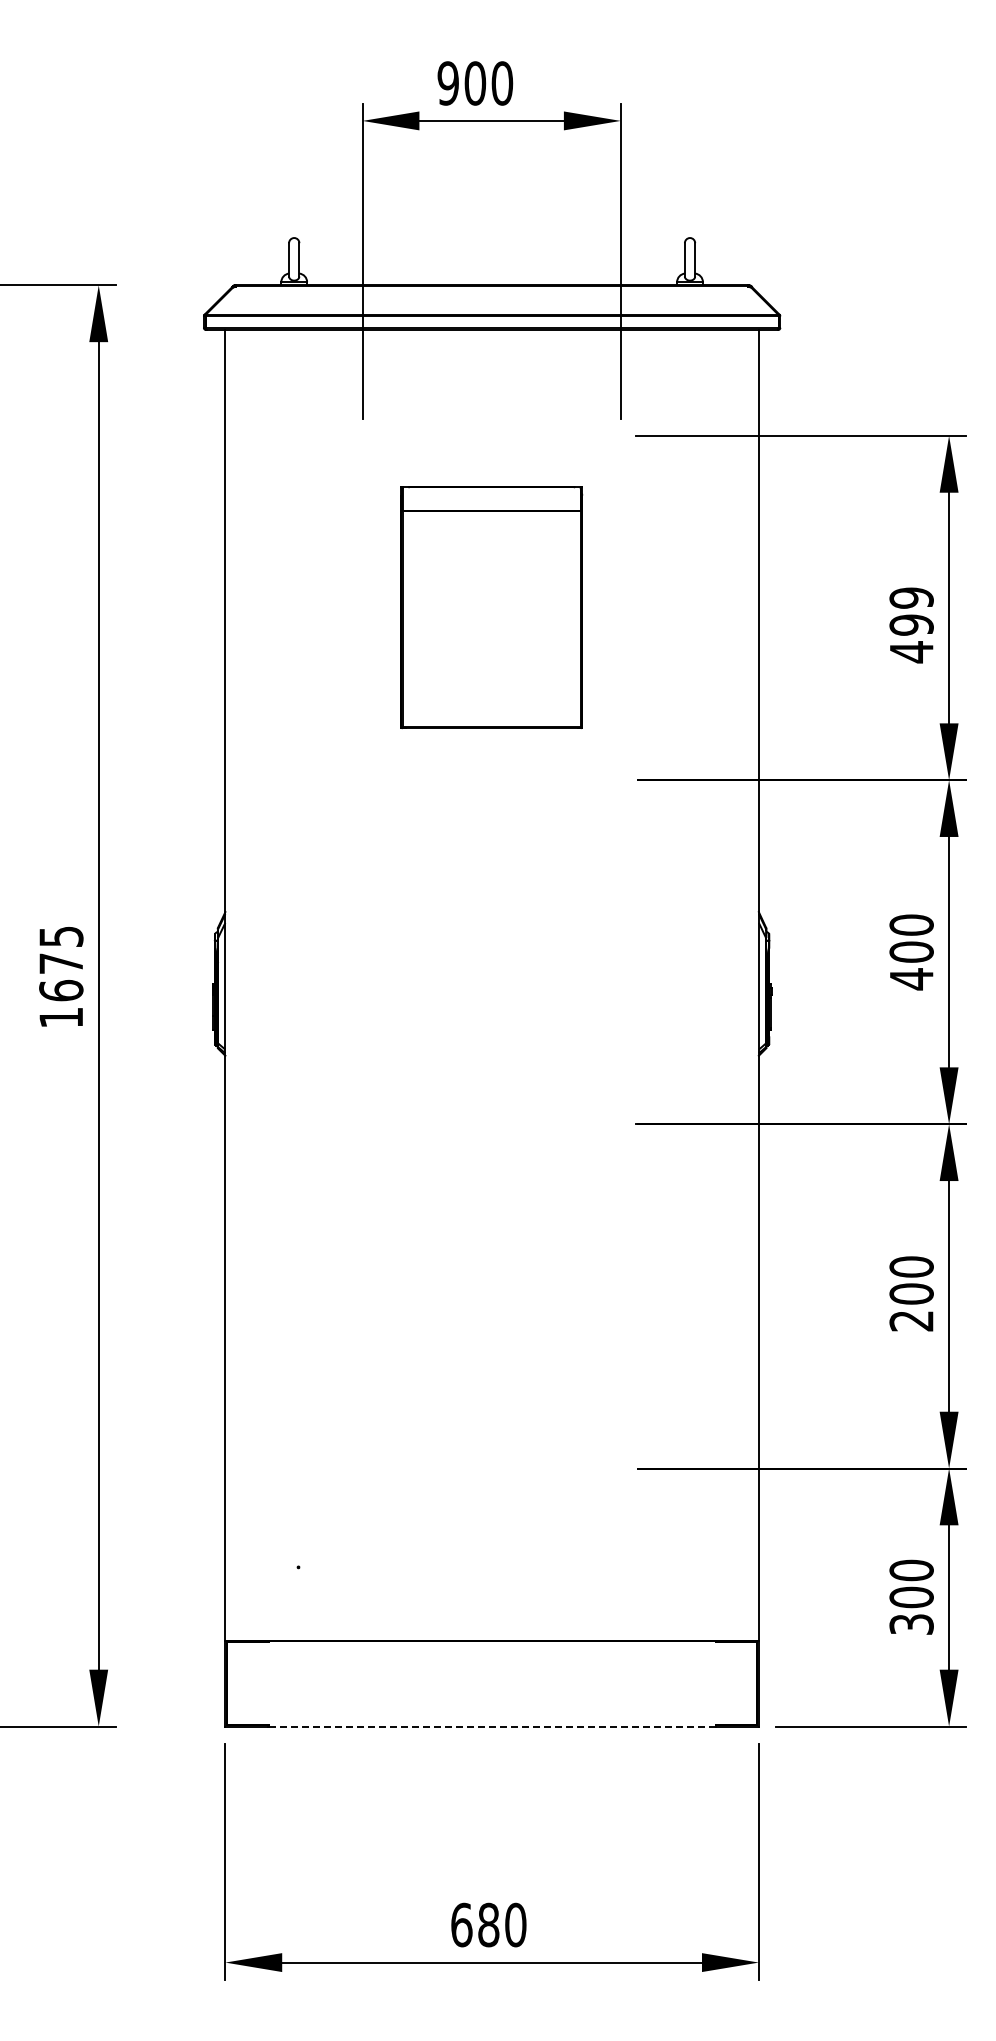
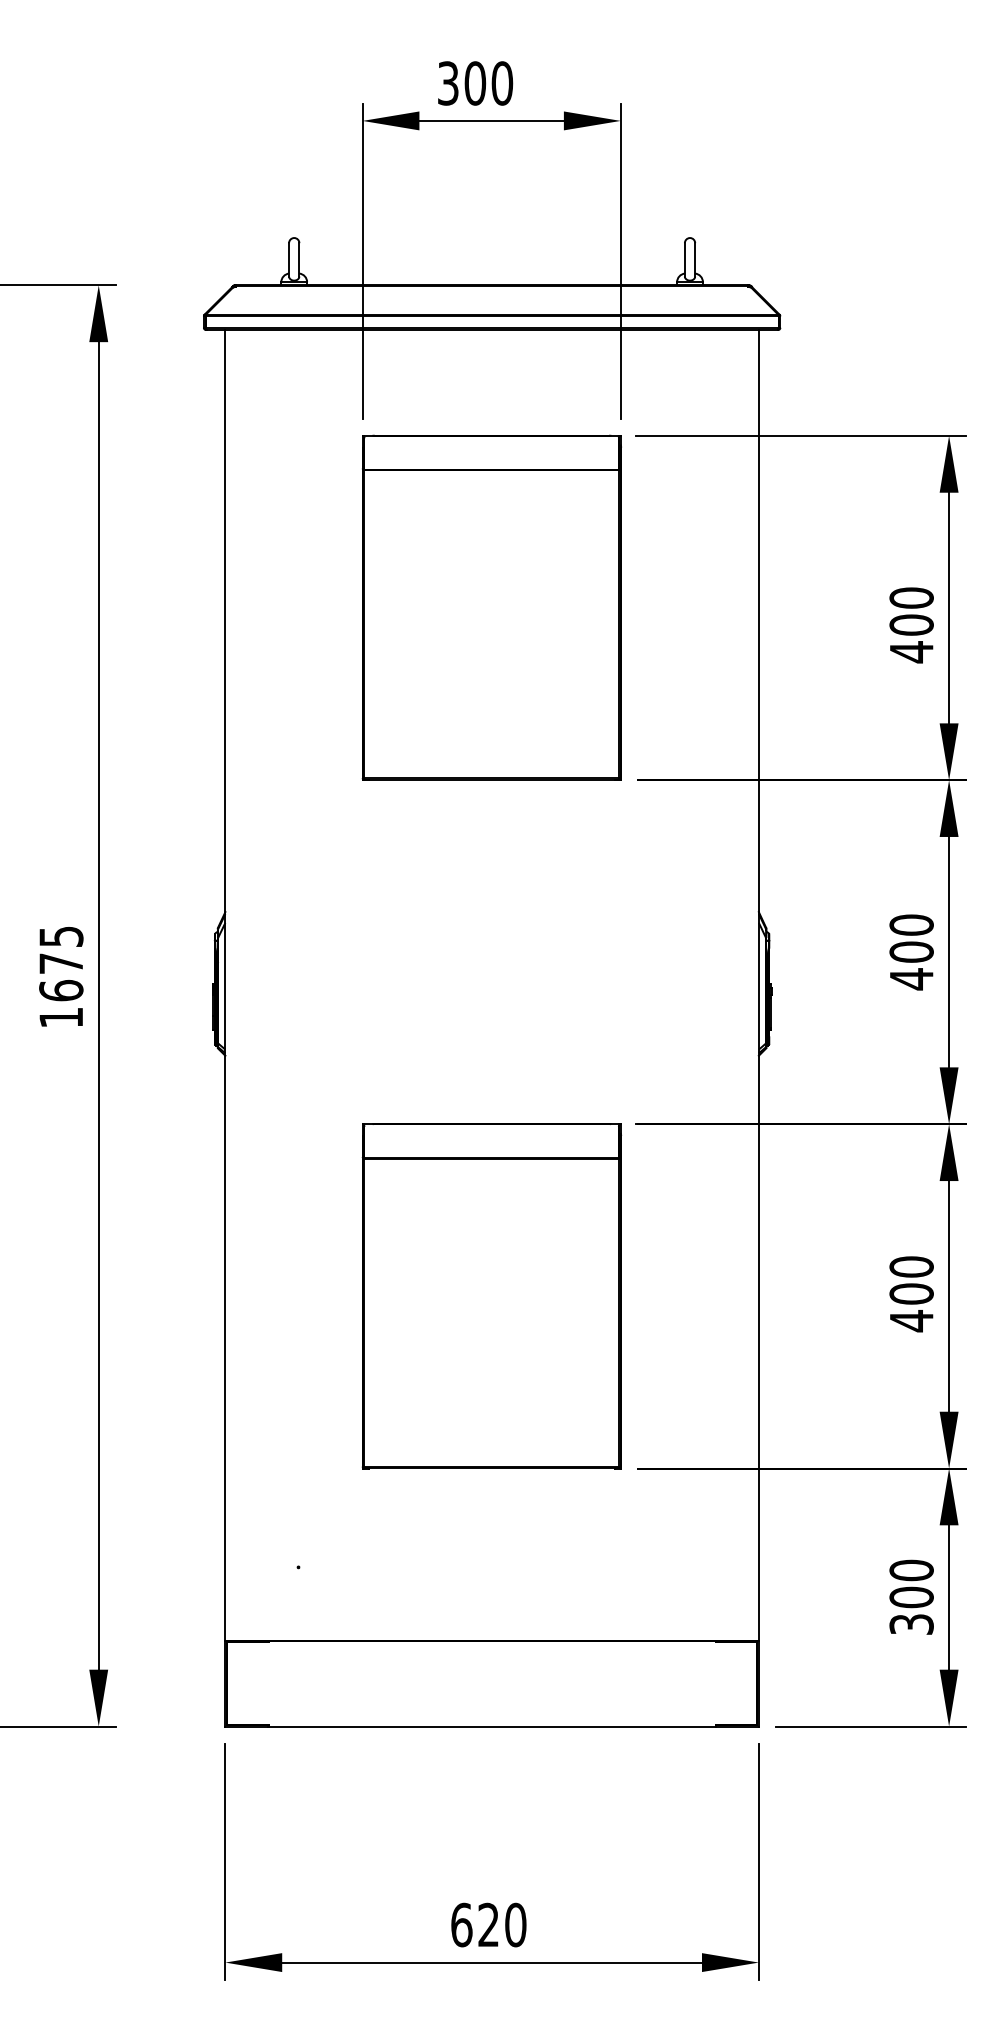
text: 900 -> 300 (447, 83)
part size: 184x244 px -> 261x347 px (491, 607)
text: 499 -> 400 (911, 611)
part: none -> present (491, 1296)
text: 200 -> 400 (911, 1321)
line: dashed -> solid (491, 1726)
text: 680 -> 620 (488, 1924)
